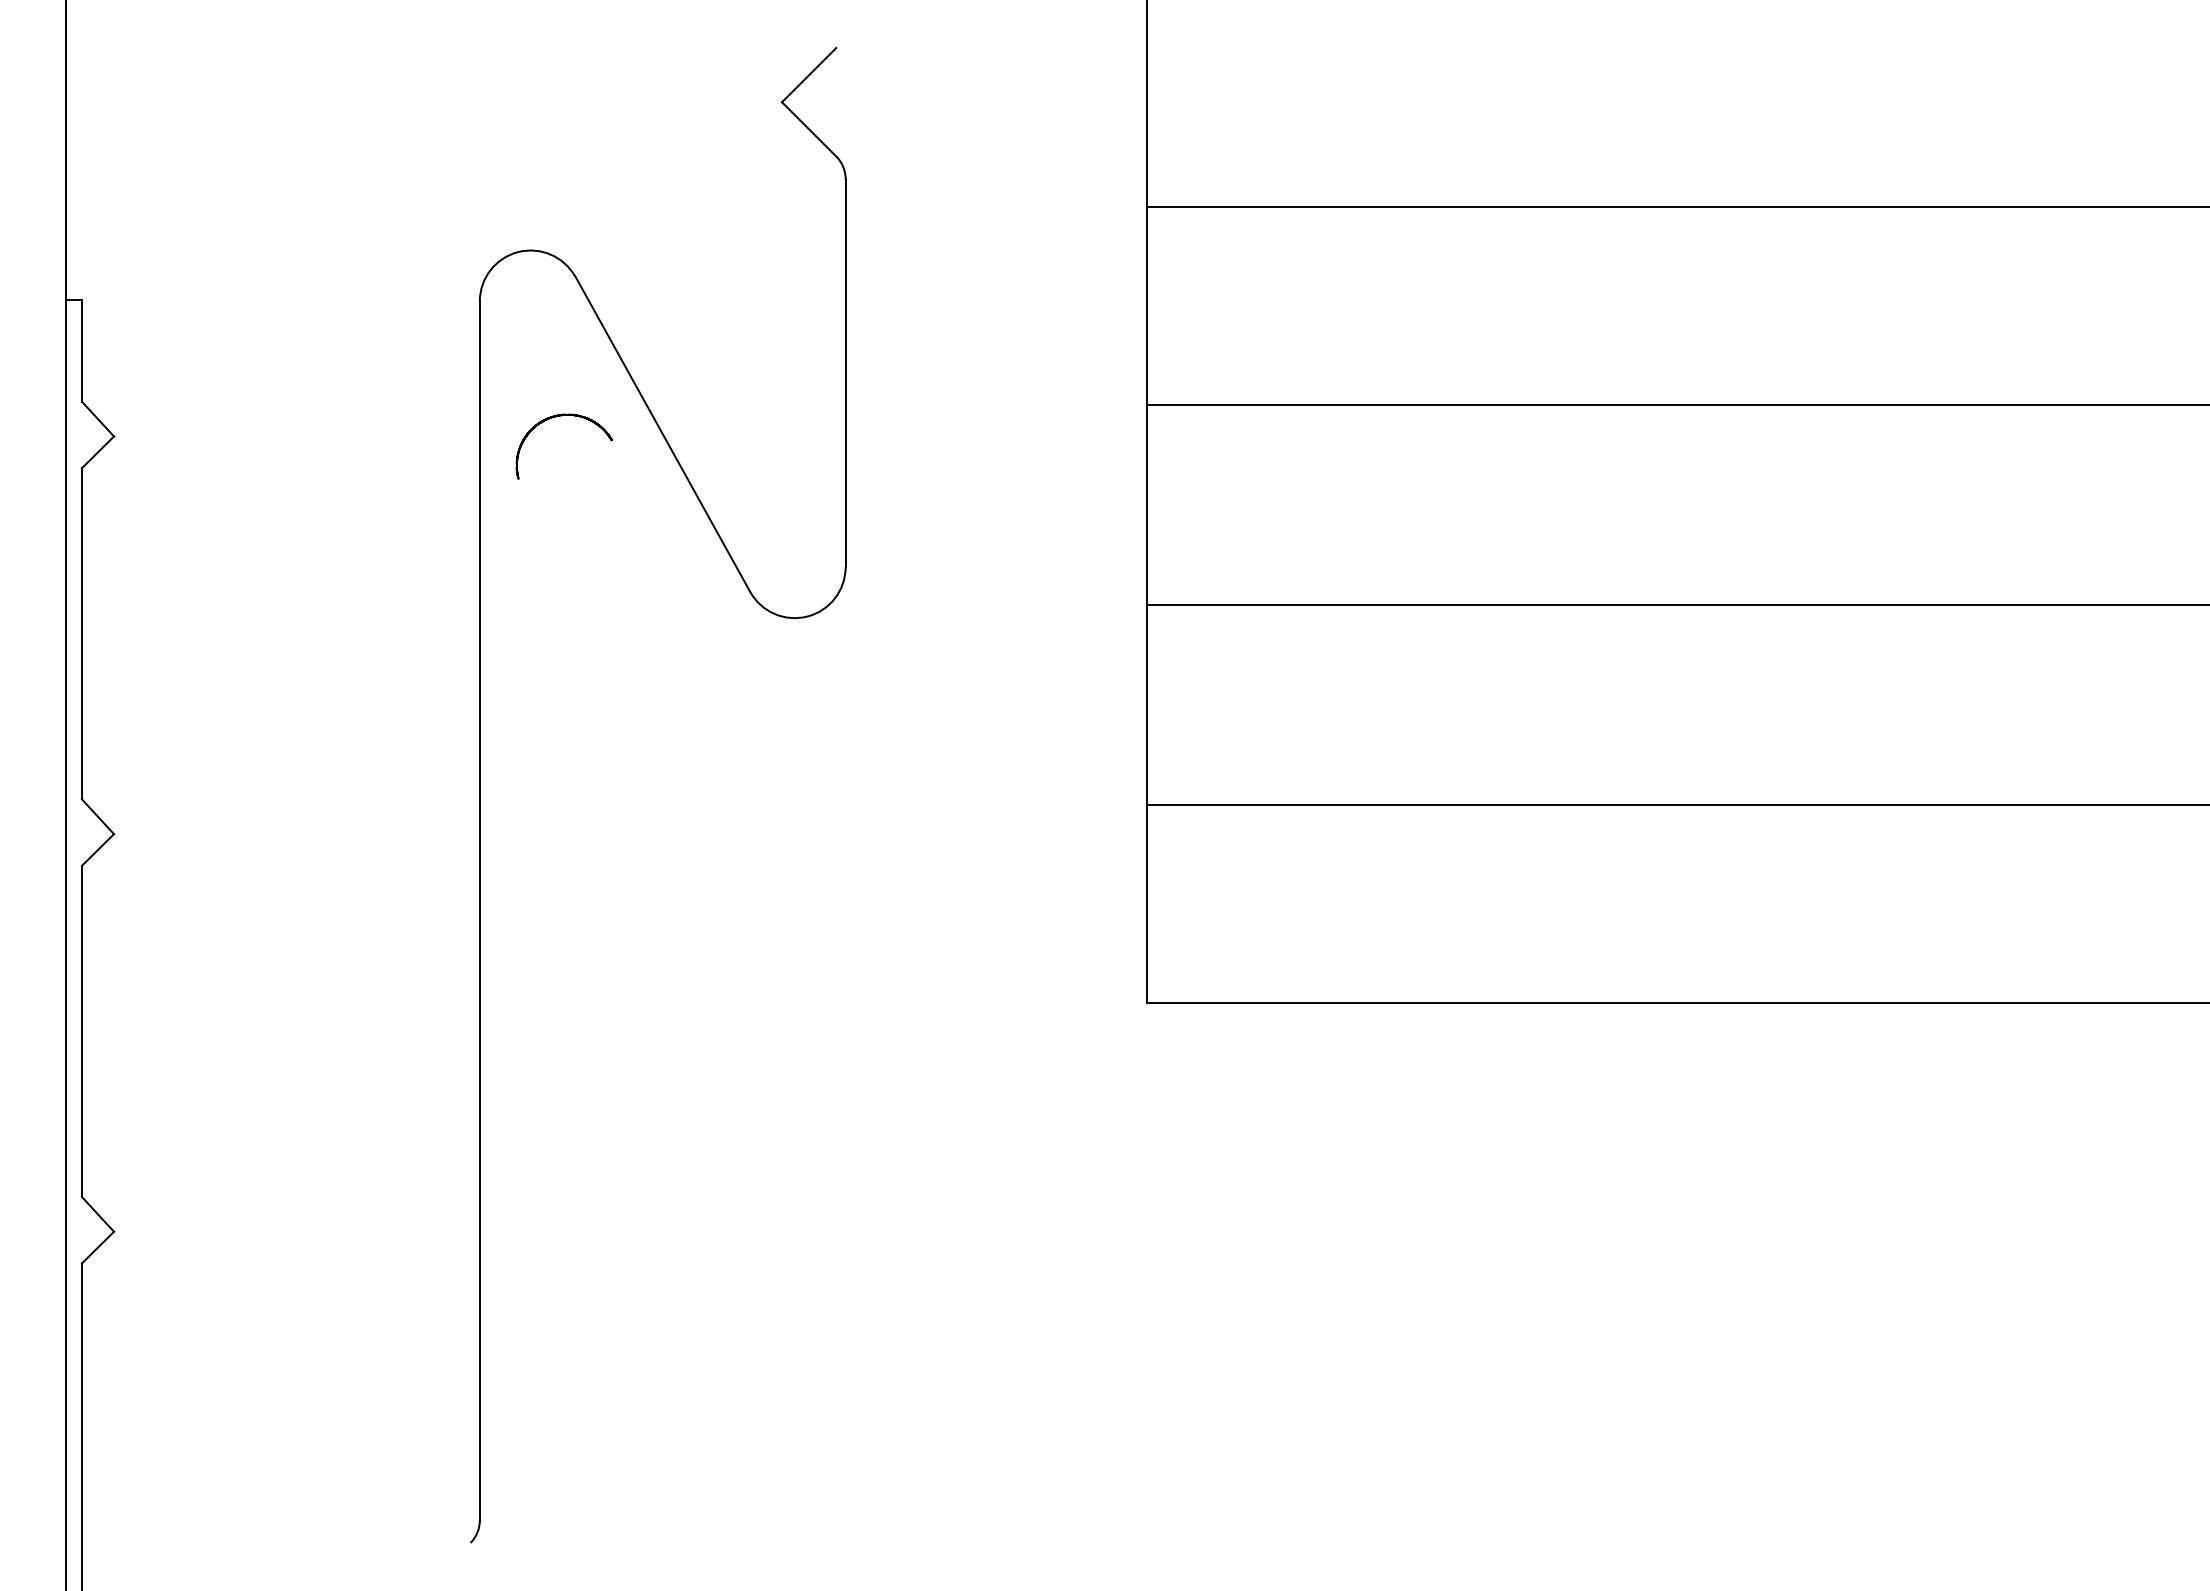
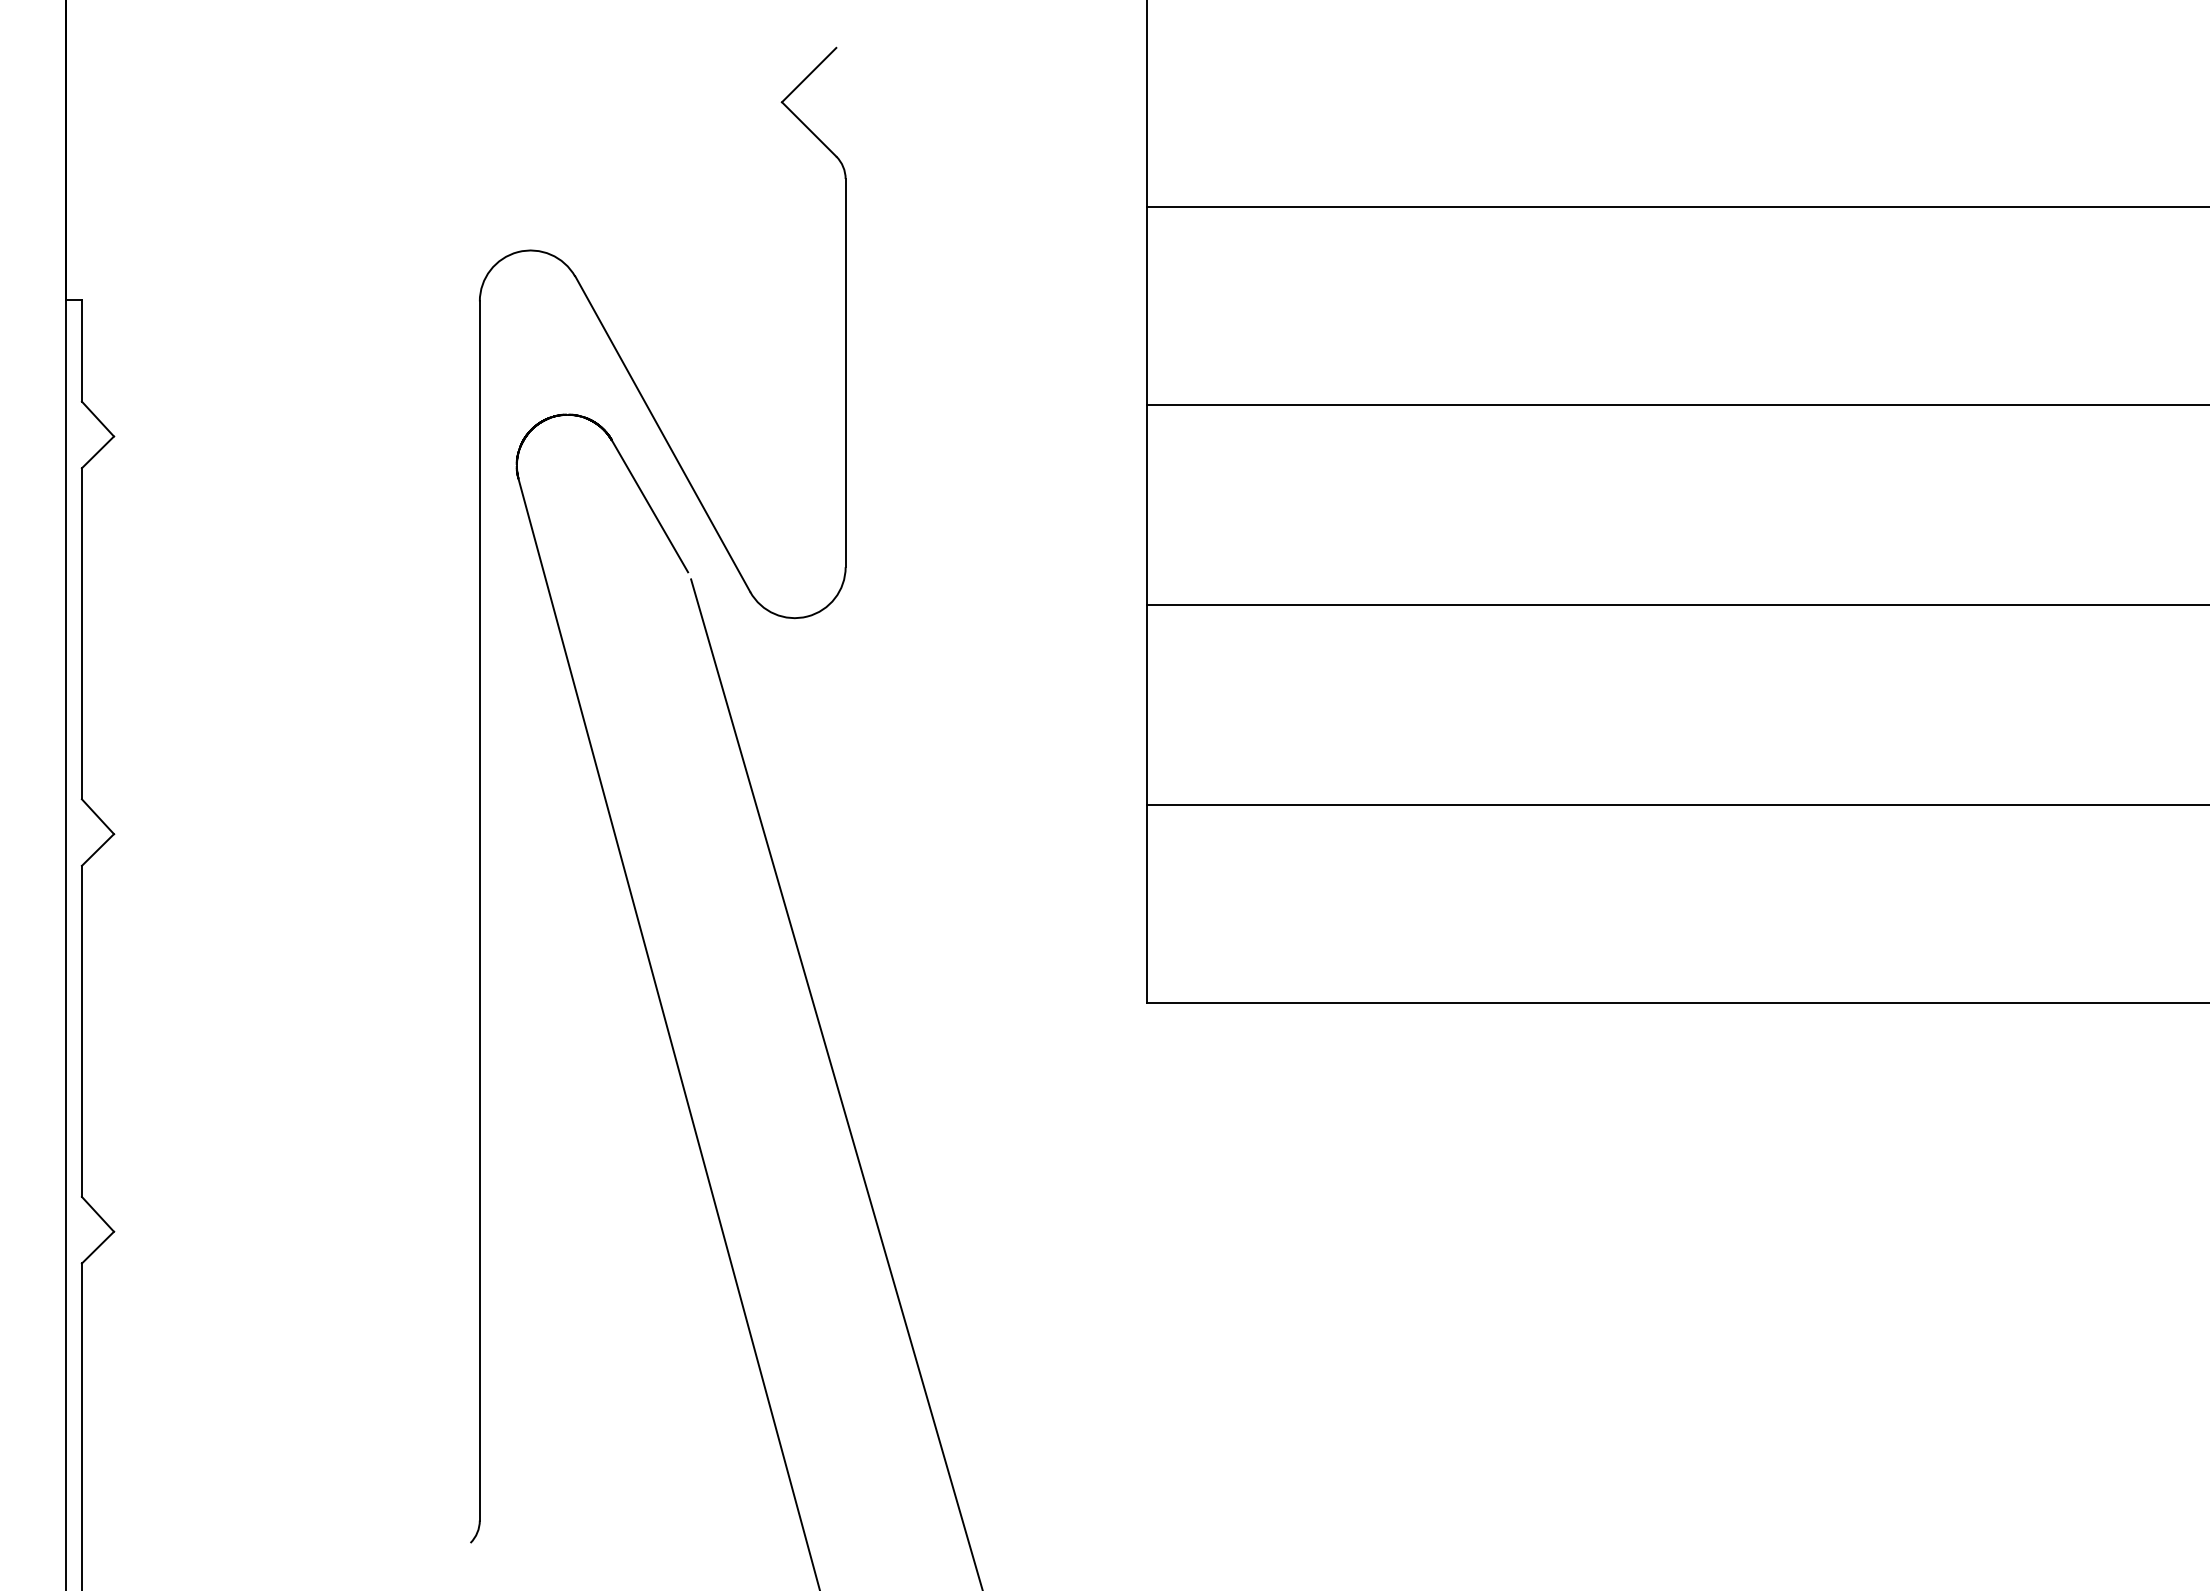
line: none -> present (649, 506)
line: none -> present (668, 1032)
line: none -> present (836, 1083)
